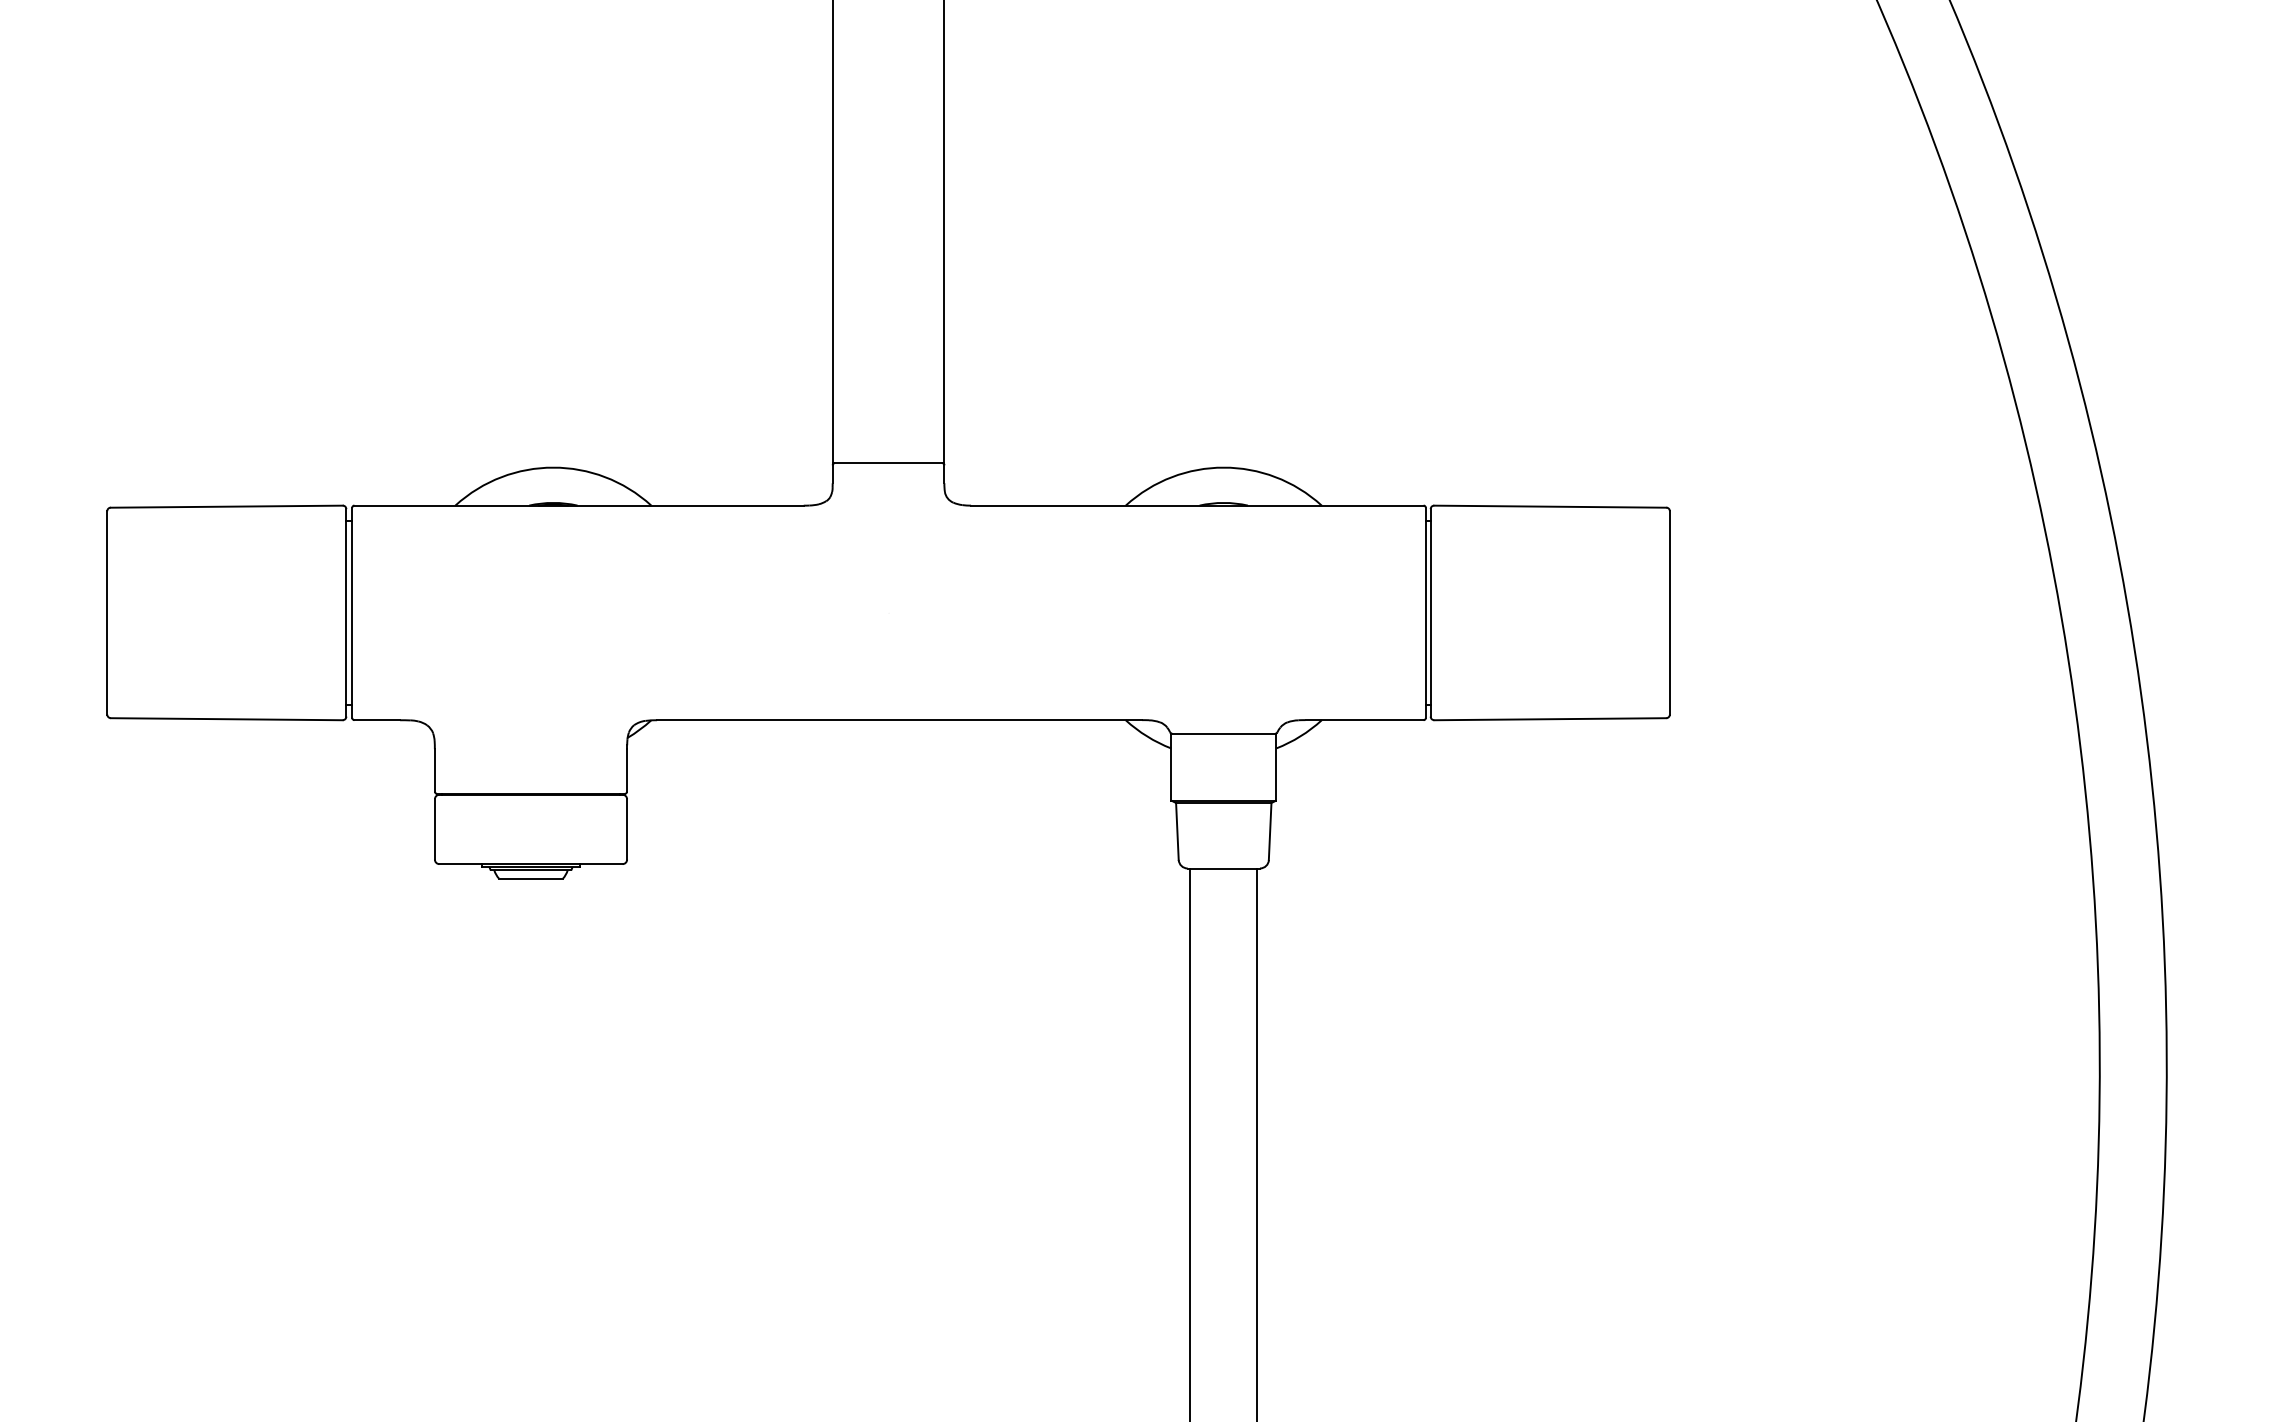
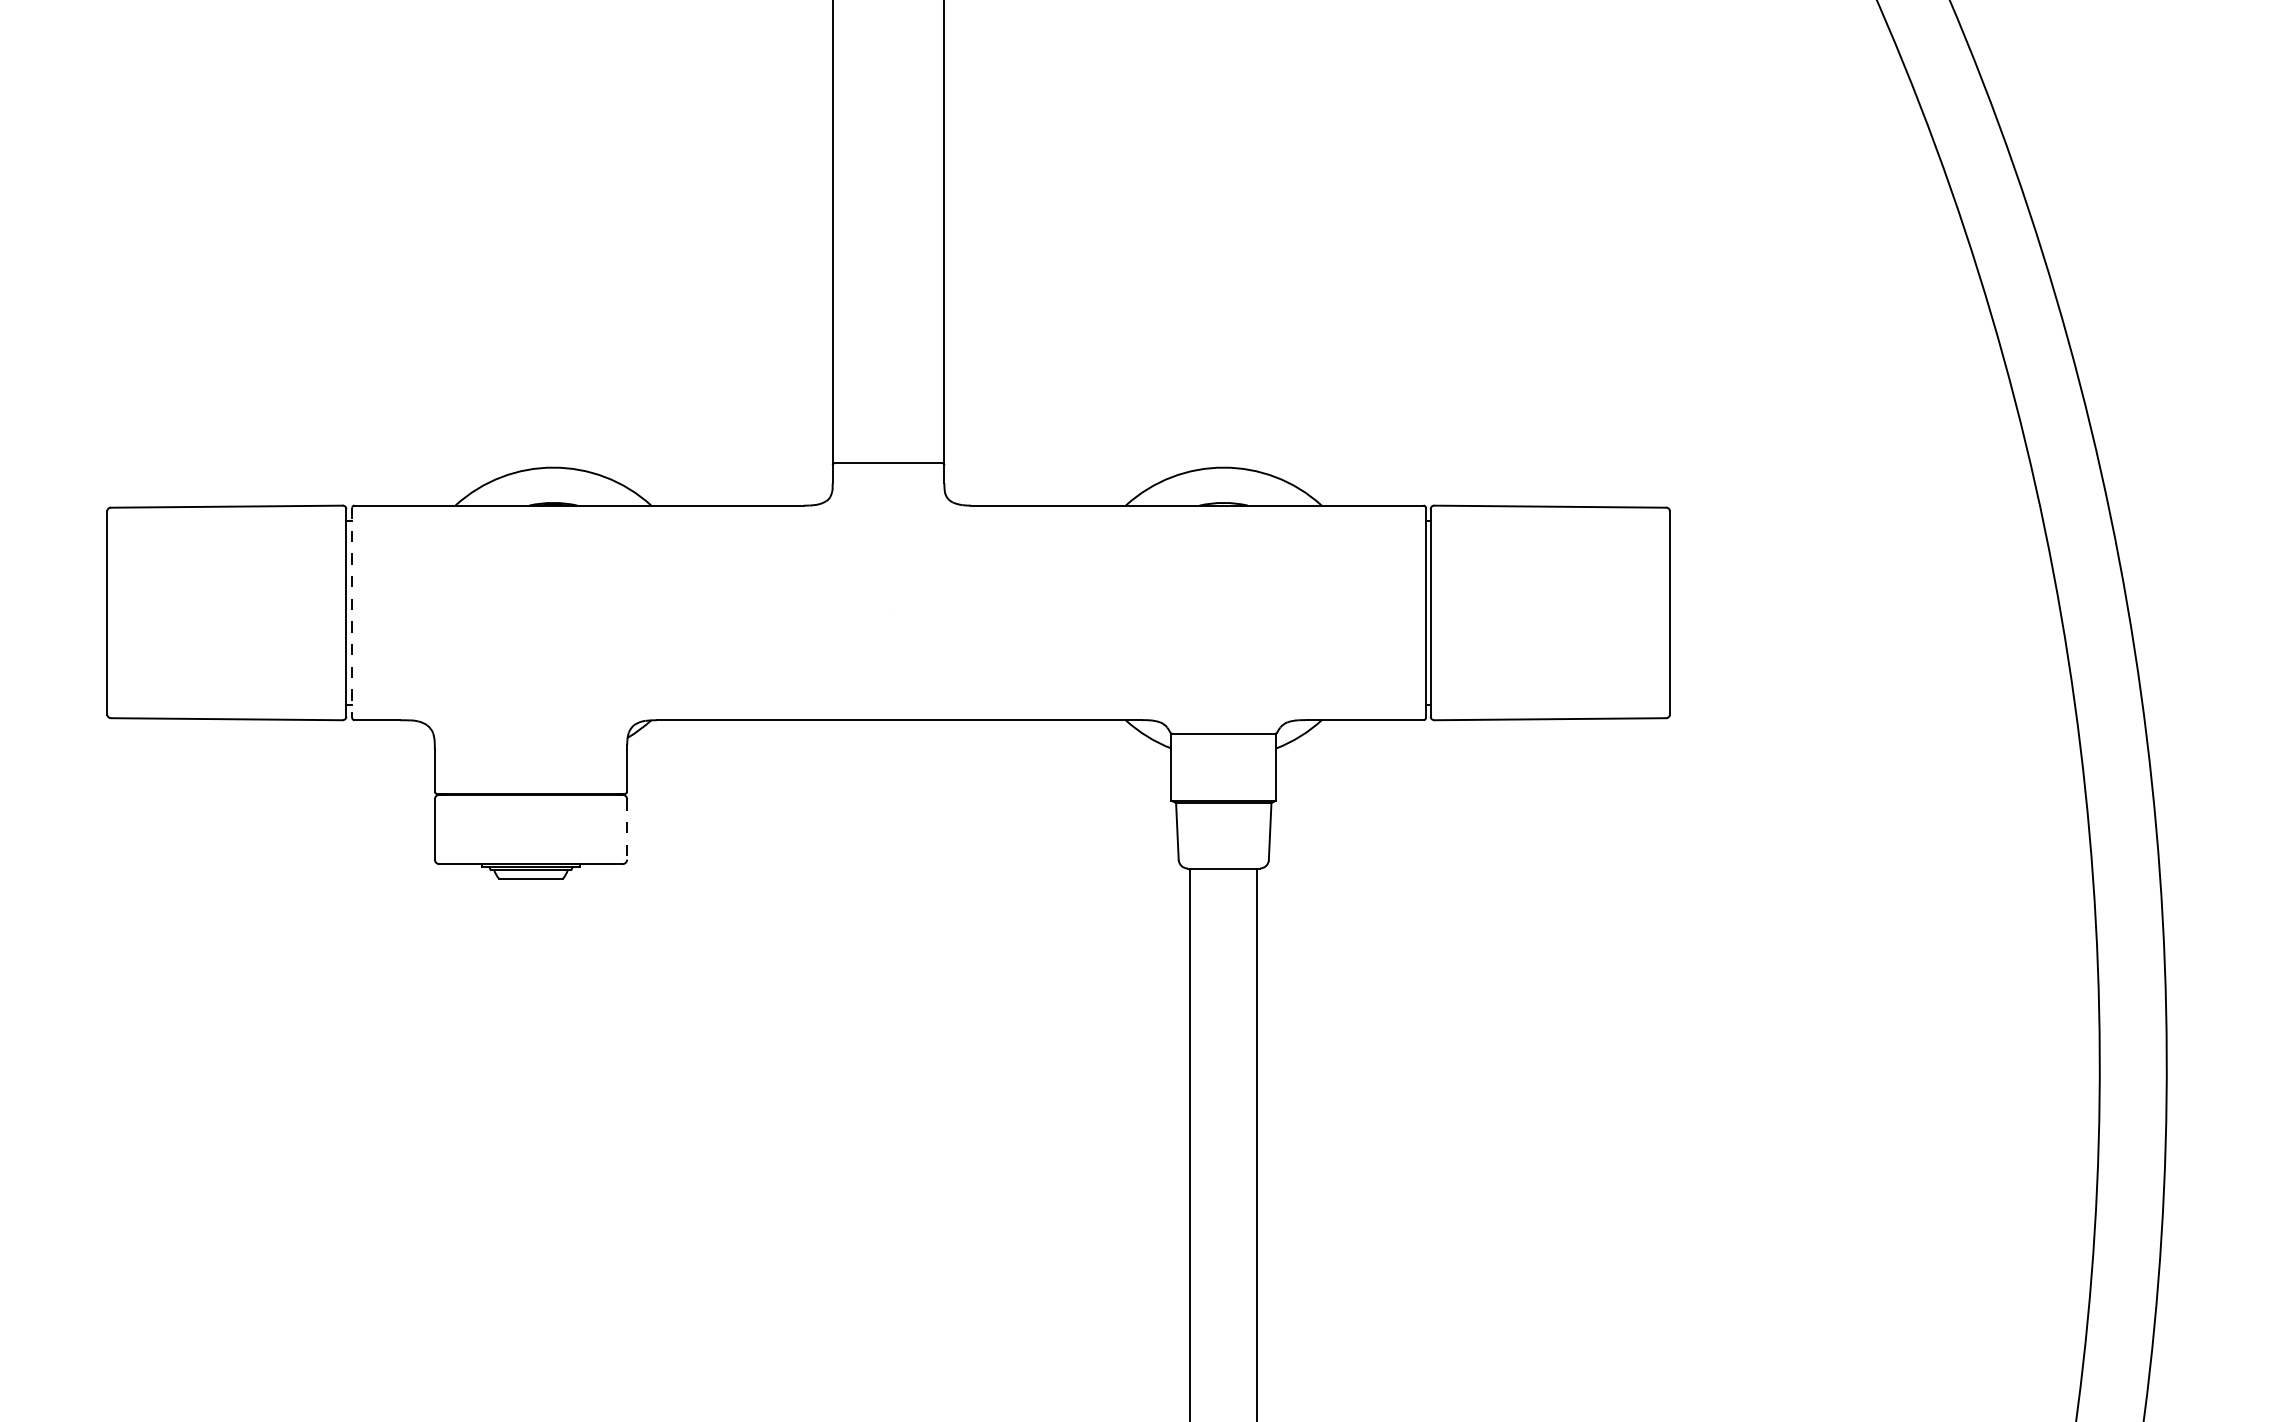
line: solid -> dashed (352, 613)
line: solid -> dashed (627, 829)
